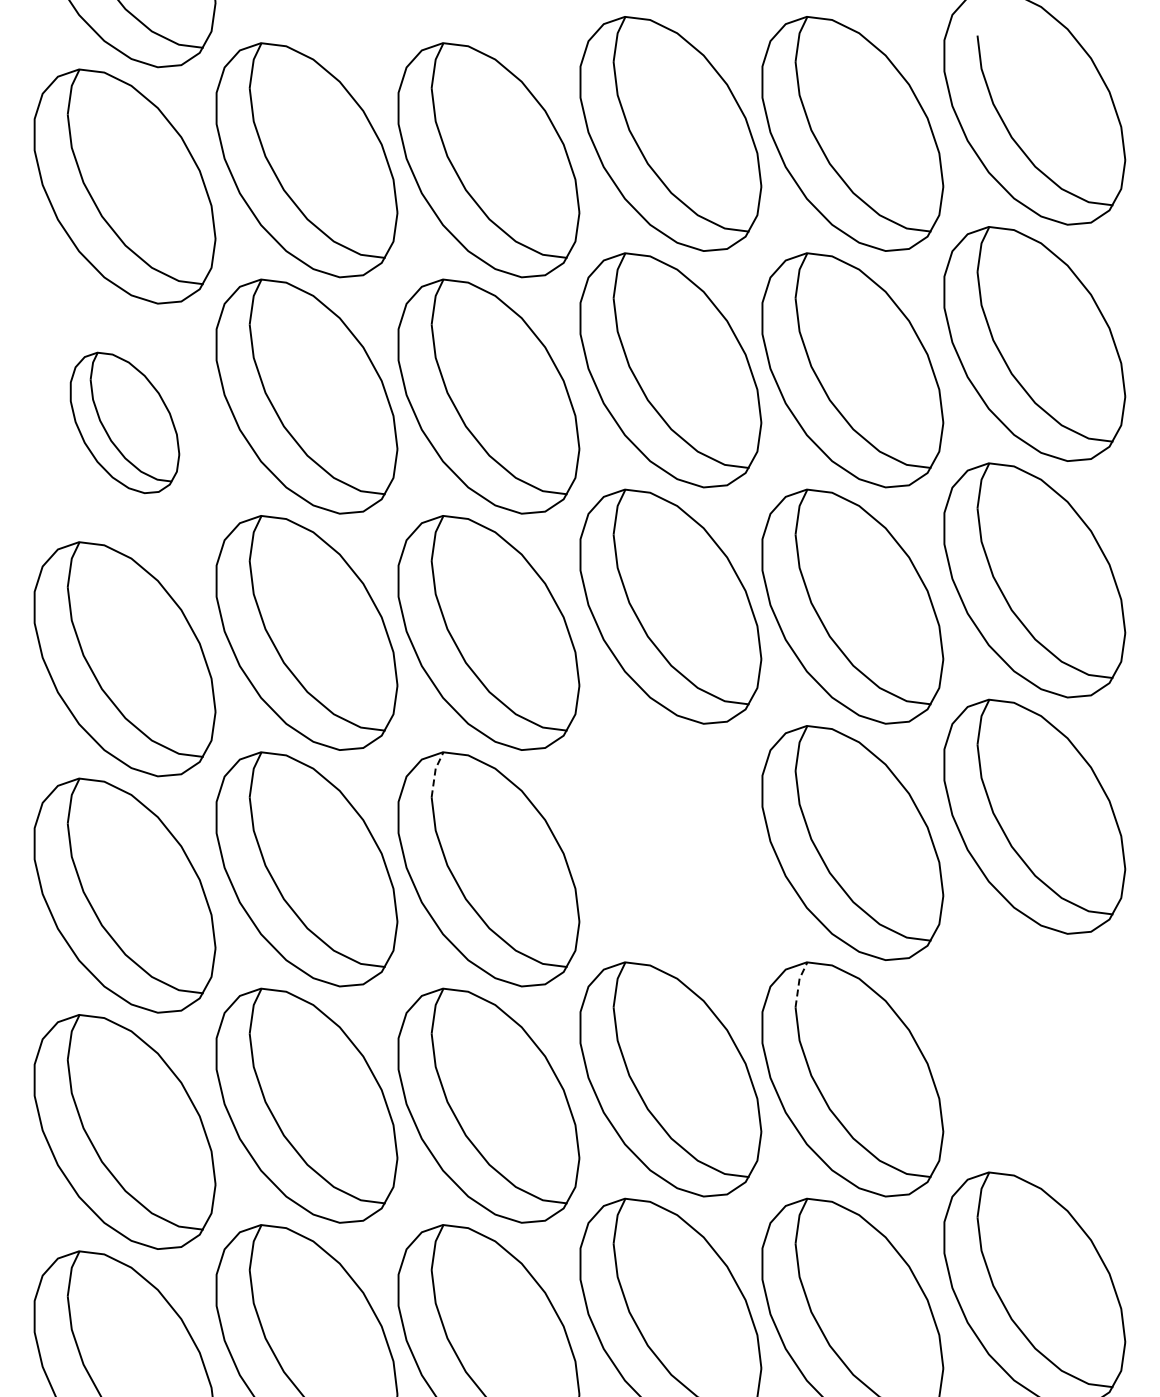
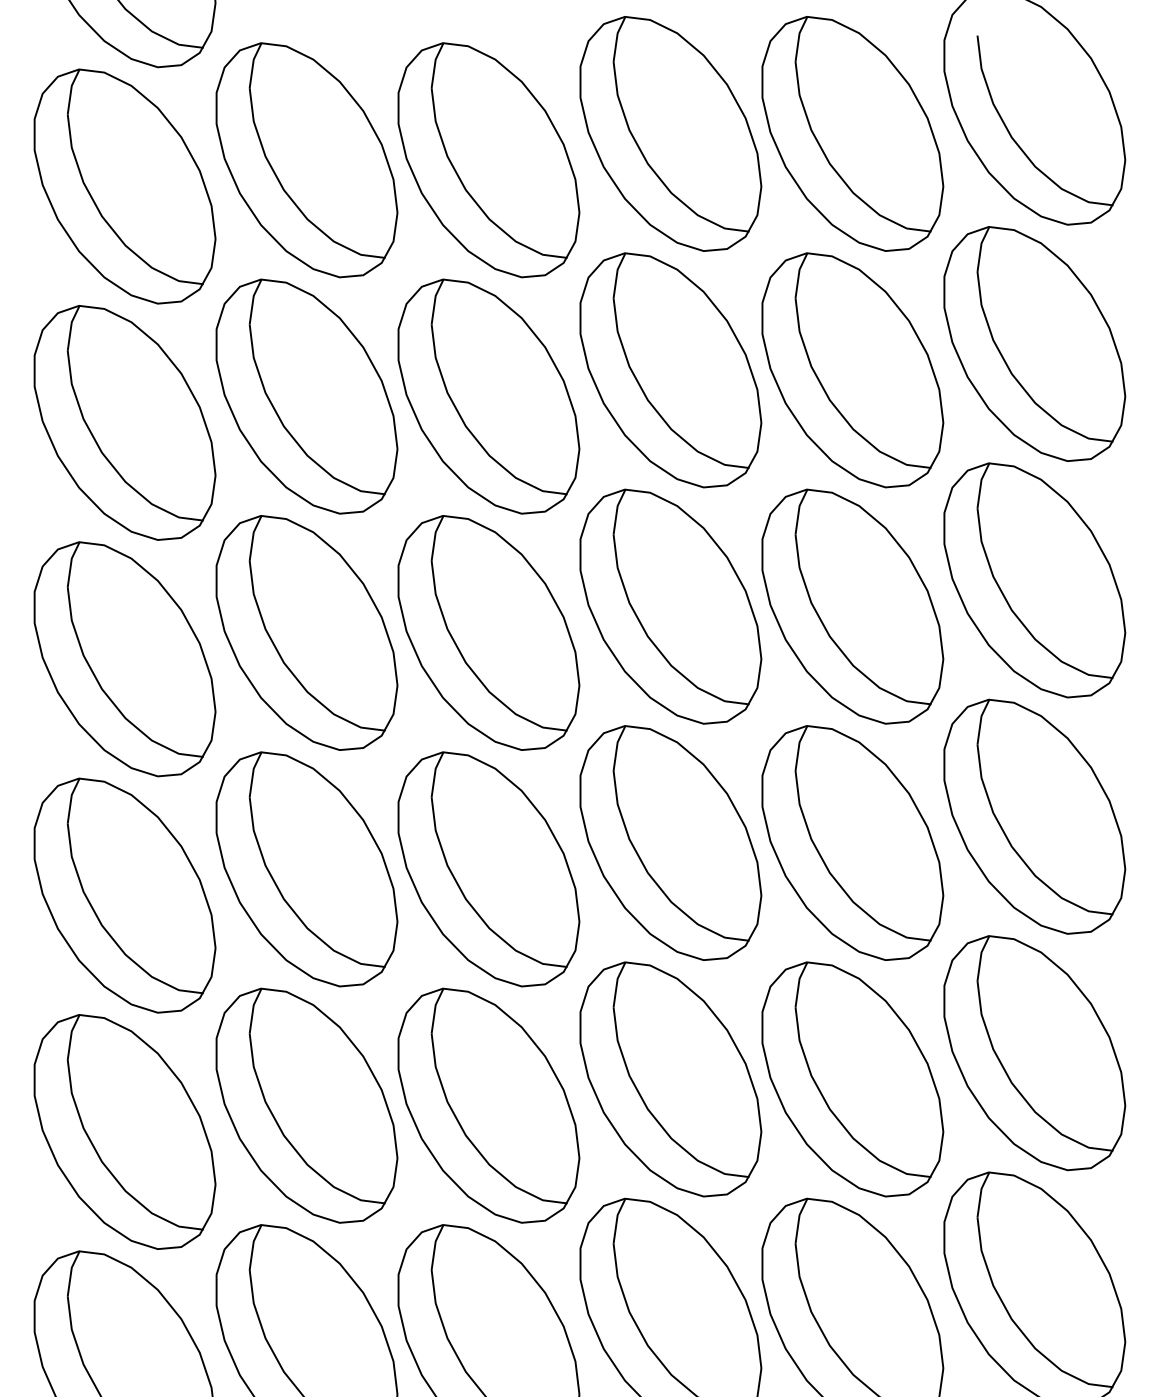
part size: 112x143 px -> 184x236 px (124, 422)
line: dashed -> solid (435, 772)
part: none -> present (670, 842)
line: dashed -> solid (799, 982)
part: none -> present (1034, 1053)
